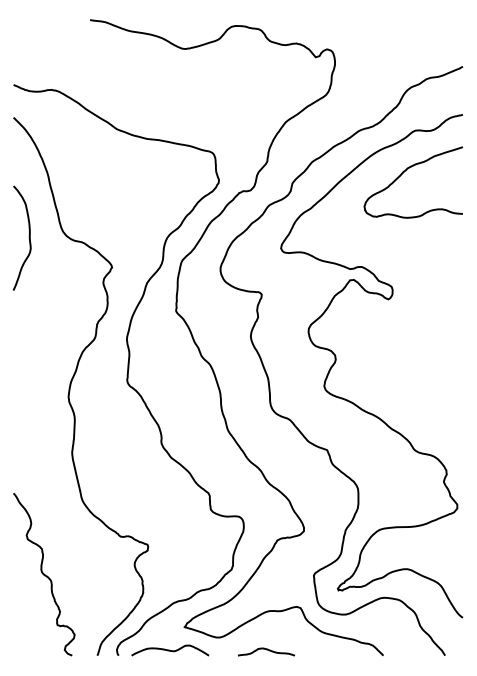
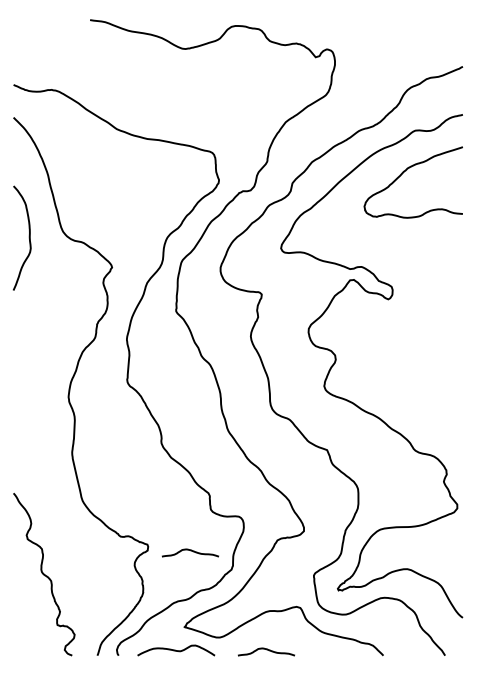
curve: none -> present (190, 551)
curve position: (170, 650) -> (176, 650) (176, 650)
